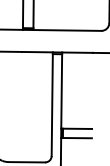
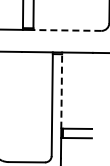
line: solid -> dashed (67, 30)
line: solid -> dashed (61, 90)
